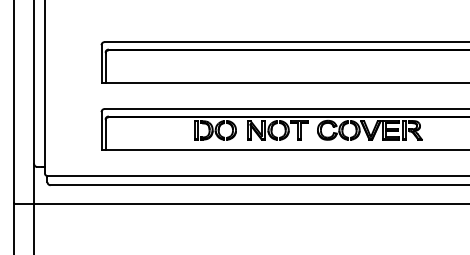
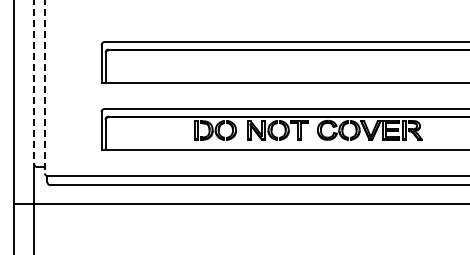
line: solid -> dashed (34, 82)
line: solid -> dashed (44, 87)
